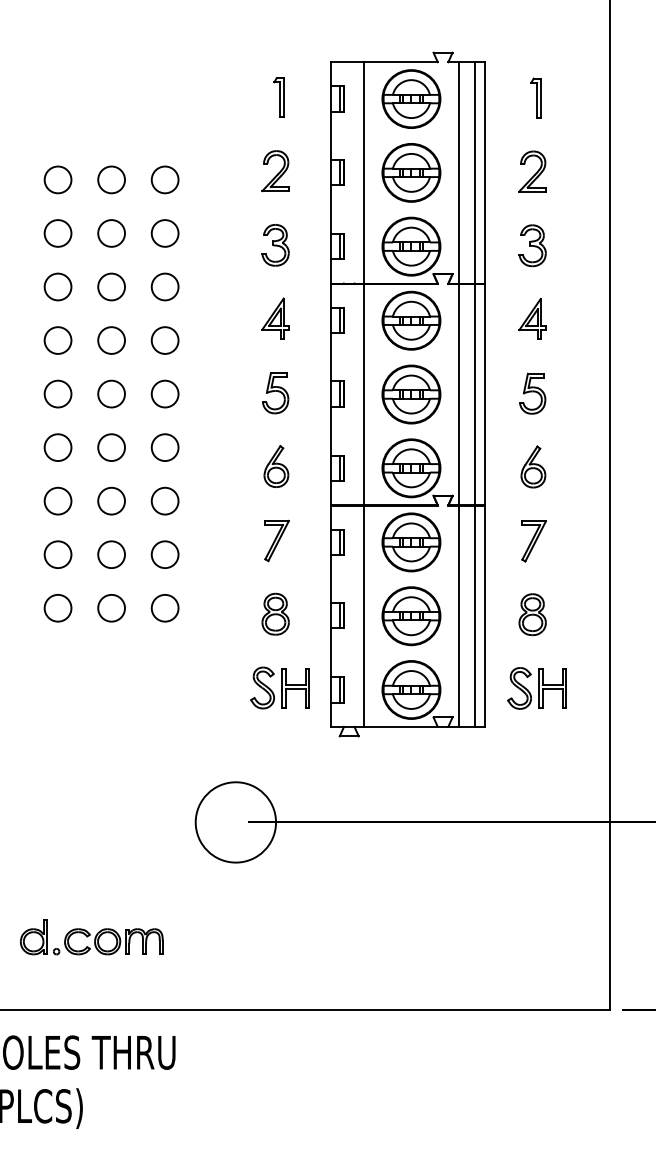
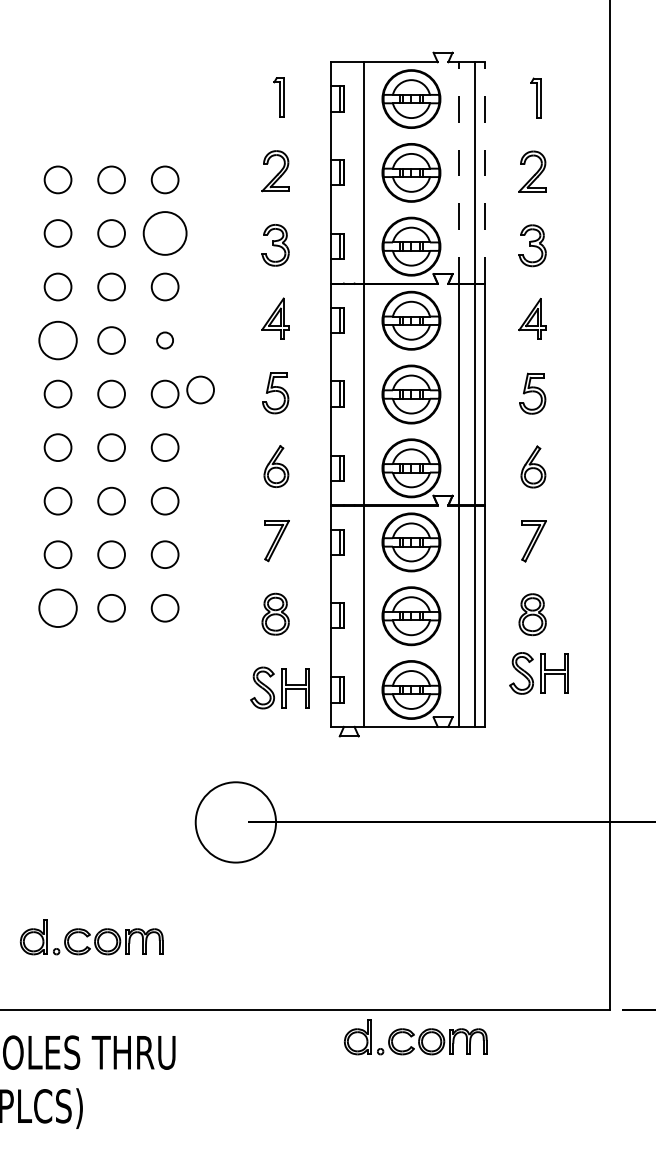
line: solid -> dashed (458, 172)
line: solid -> dashed (485, 172)
circle diameter: 27 px -> 43 px (164, 233)
circle diameter: 27 px -> 37 px (57, 340)
circle size: 30x29 px -> 18x19 px (164, 340)
circle: none -> present (200, 389)
circle diameter: 27 px -> 37 px (57, 608)
part position: (536, 688) -> (538, 673) (538, 673)
part: none -> present (415, 1037)
